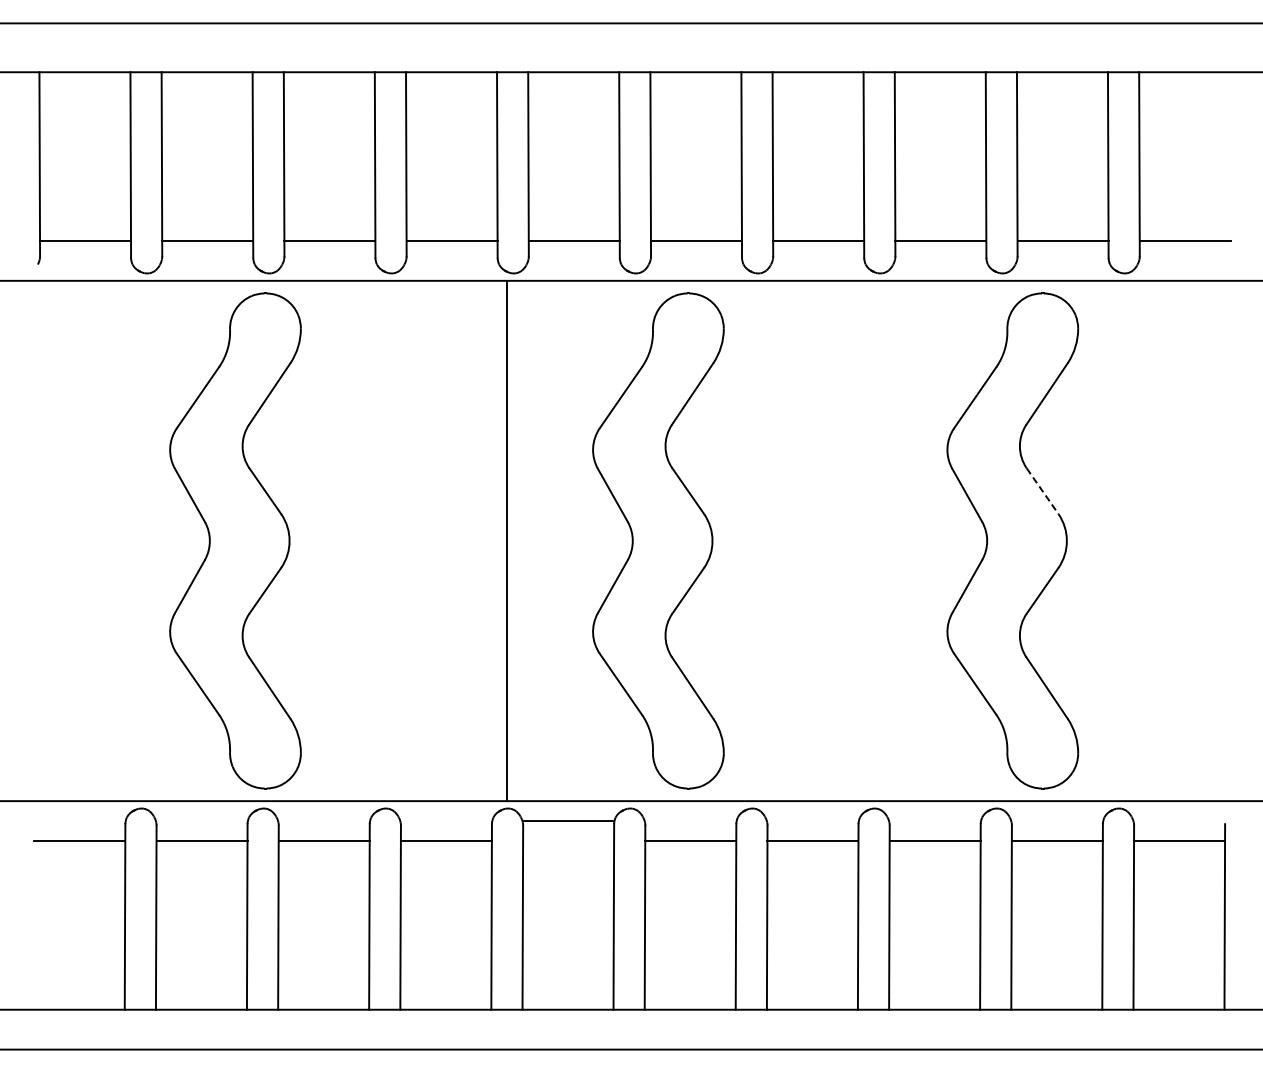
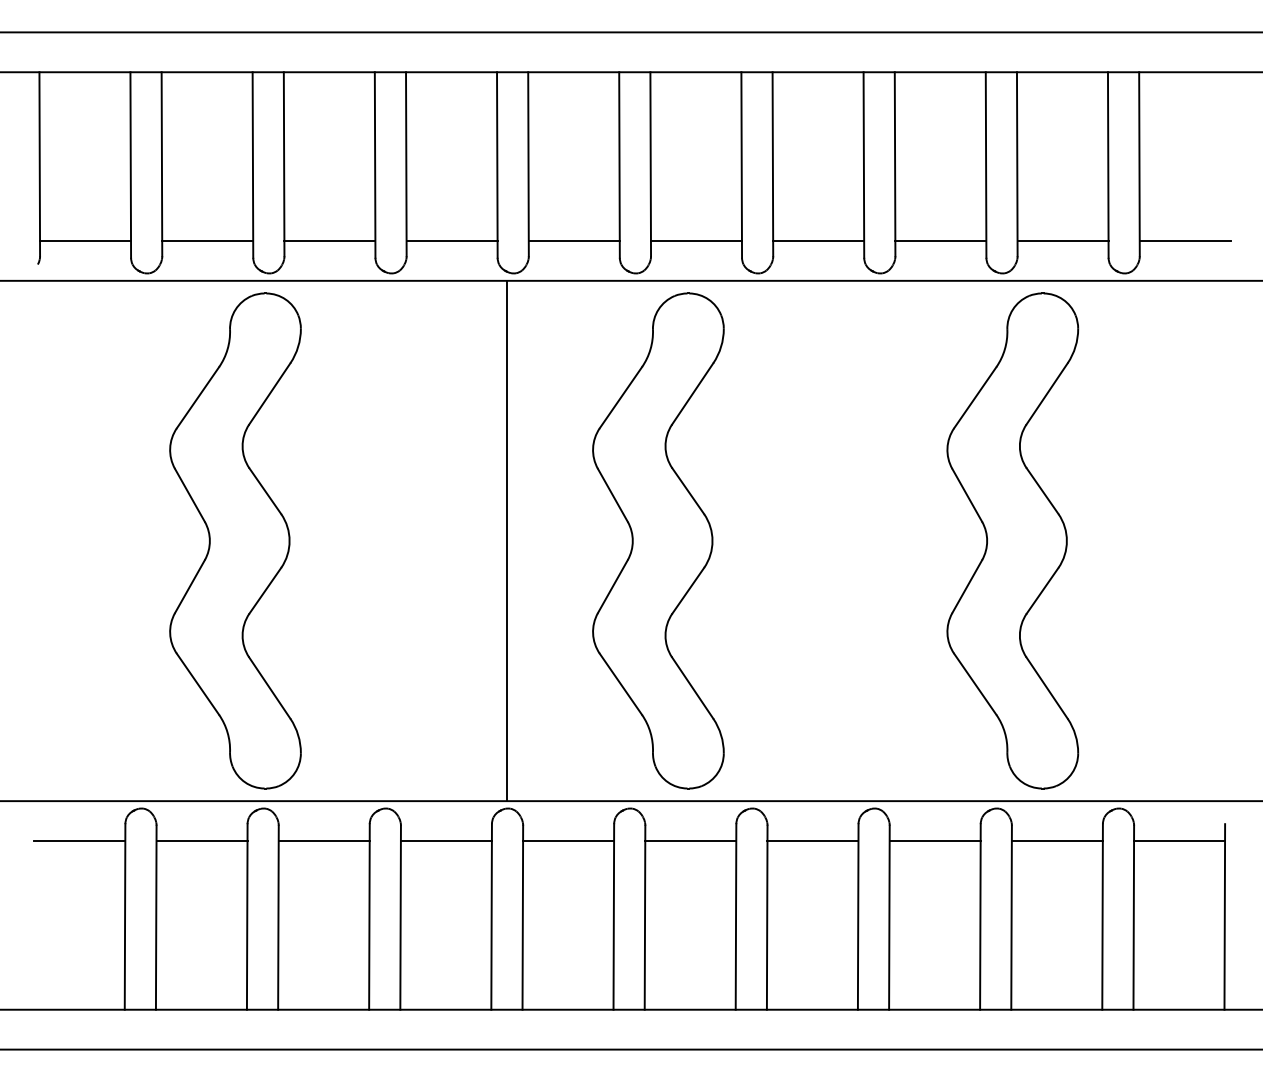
line position: (630, 23) -> (630, 32) (630, 32)
line: dashed -> solid (1042, 491)
line position: (568, 821) -> (568, 841) (568, 841)
